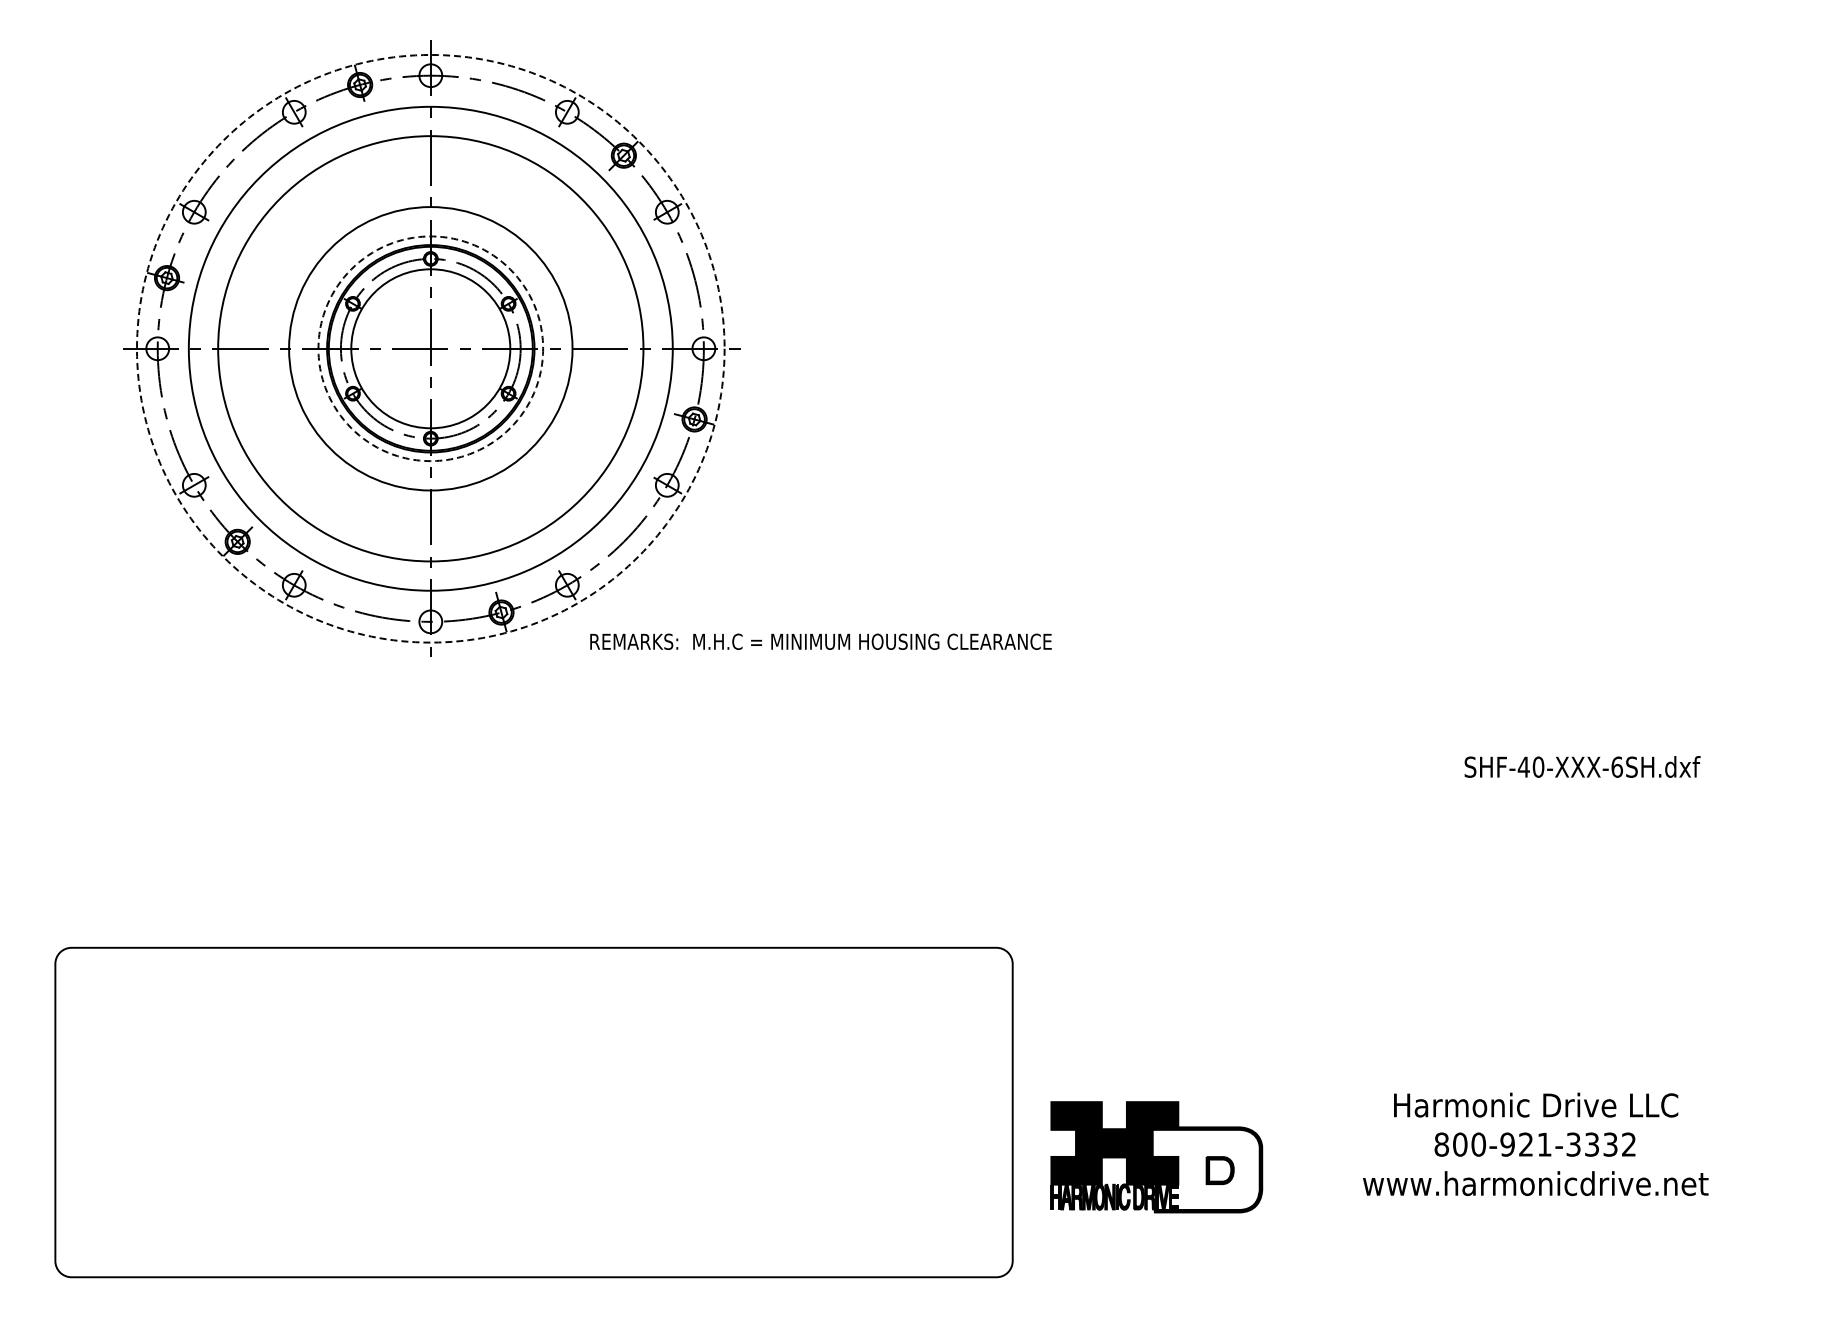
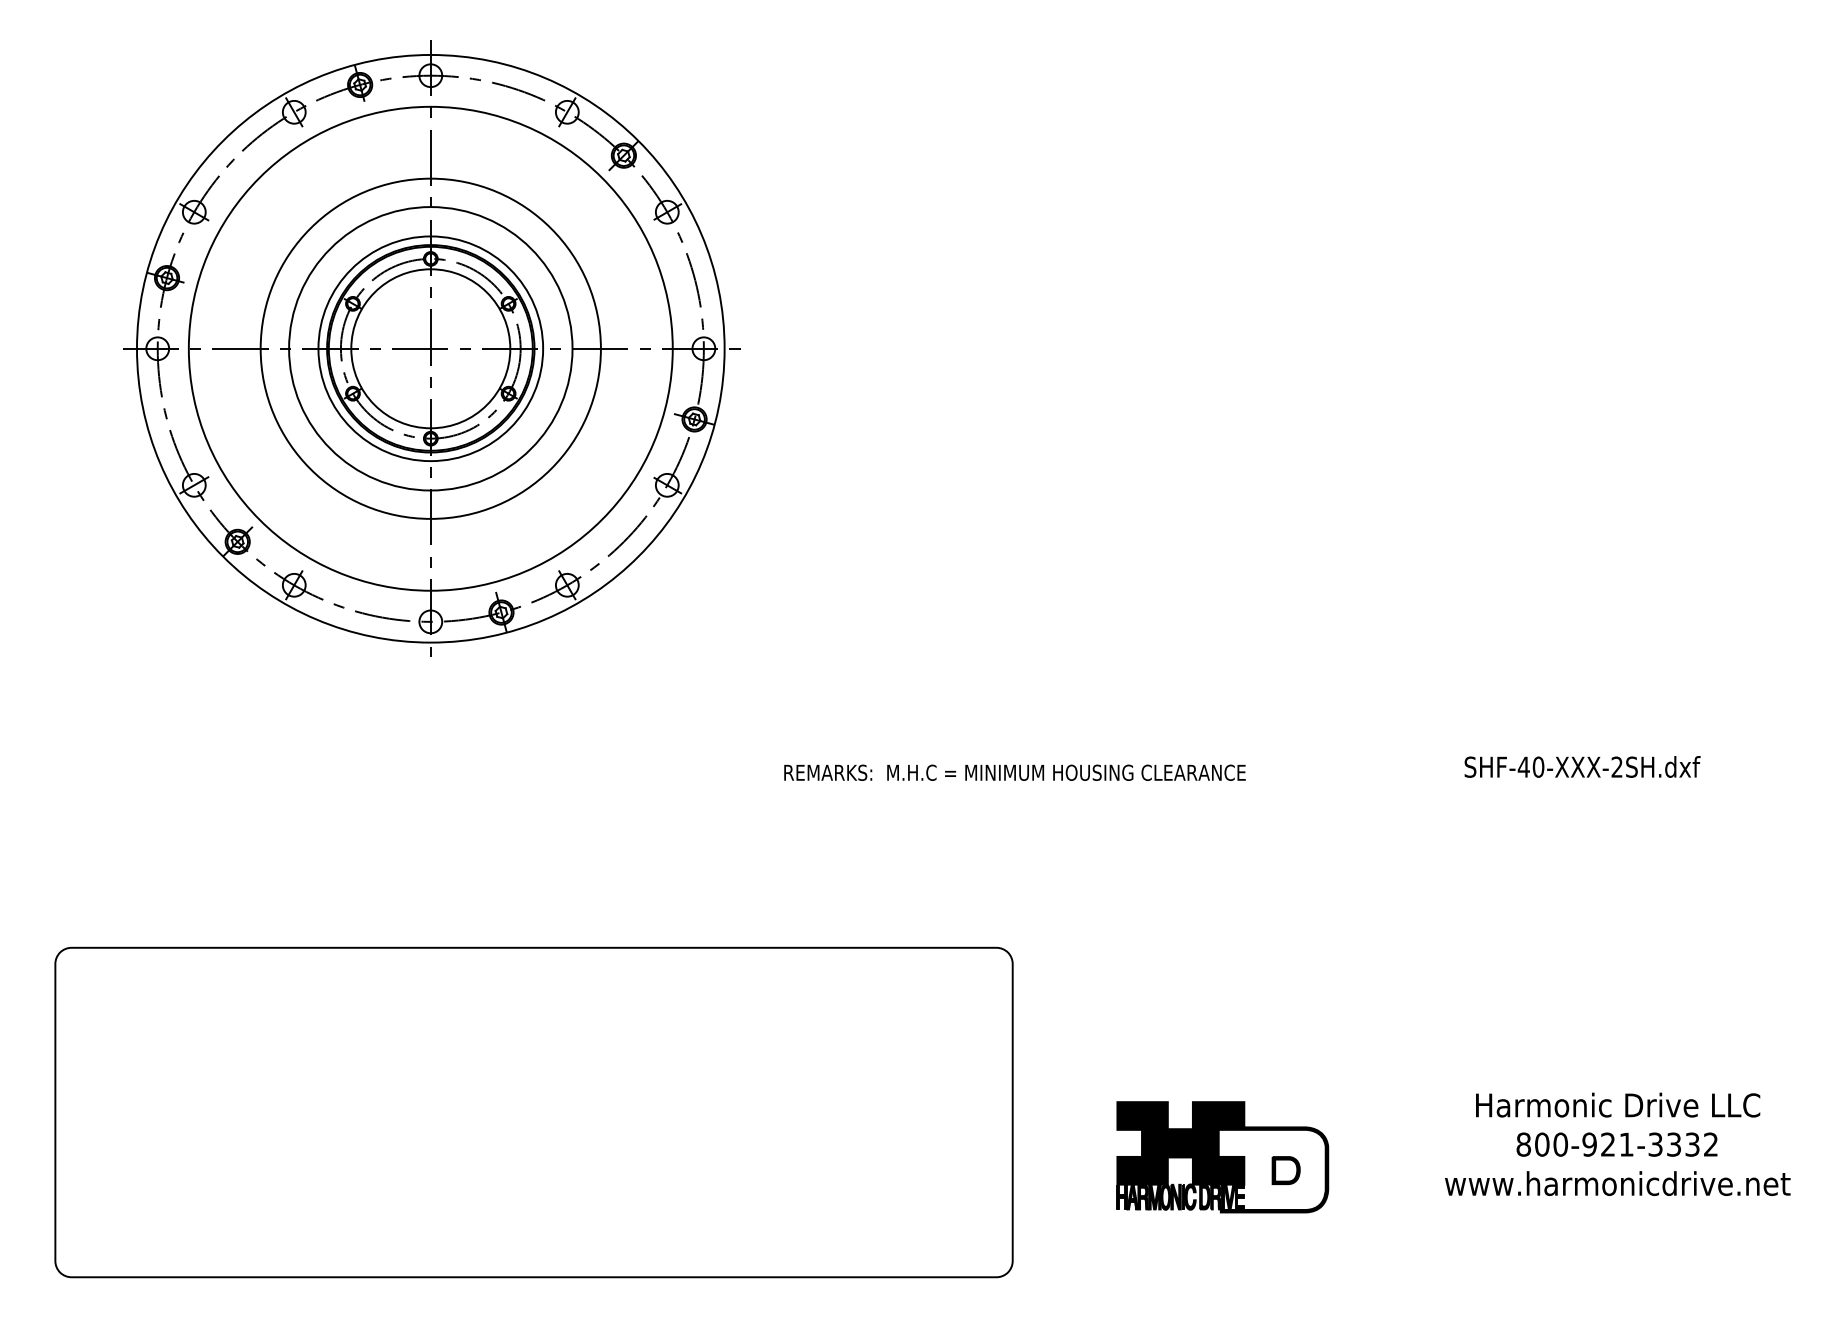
circle diameter: 425 px -> 340 px (430, 348)
circle: dashed -> solid (430, 348)
circle: dashed -> solid (430, 348)
text position: (820, 641) -> (1014, 772) (1014, 772)
text: SHF-40-XXX-6SH.dxf -> SHF-40-XXX-2SH.dxf (1617, 766)
part position: (1535, 1143) -> (1617, 1143) (1617, 1143)
part position: (1156, 1157) -> (1222, 1157) (1222, 1157)
